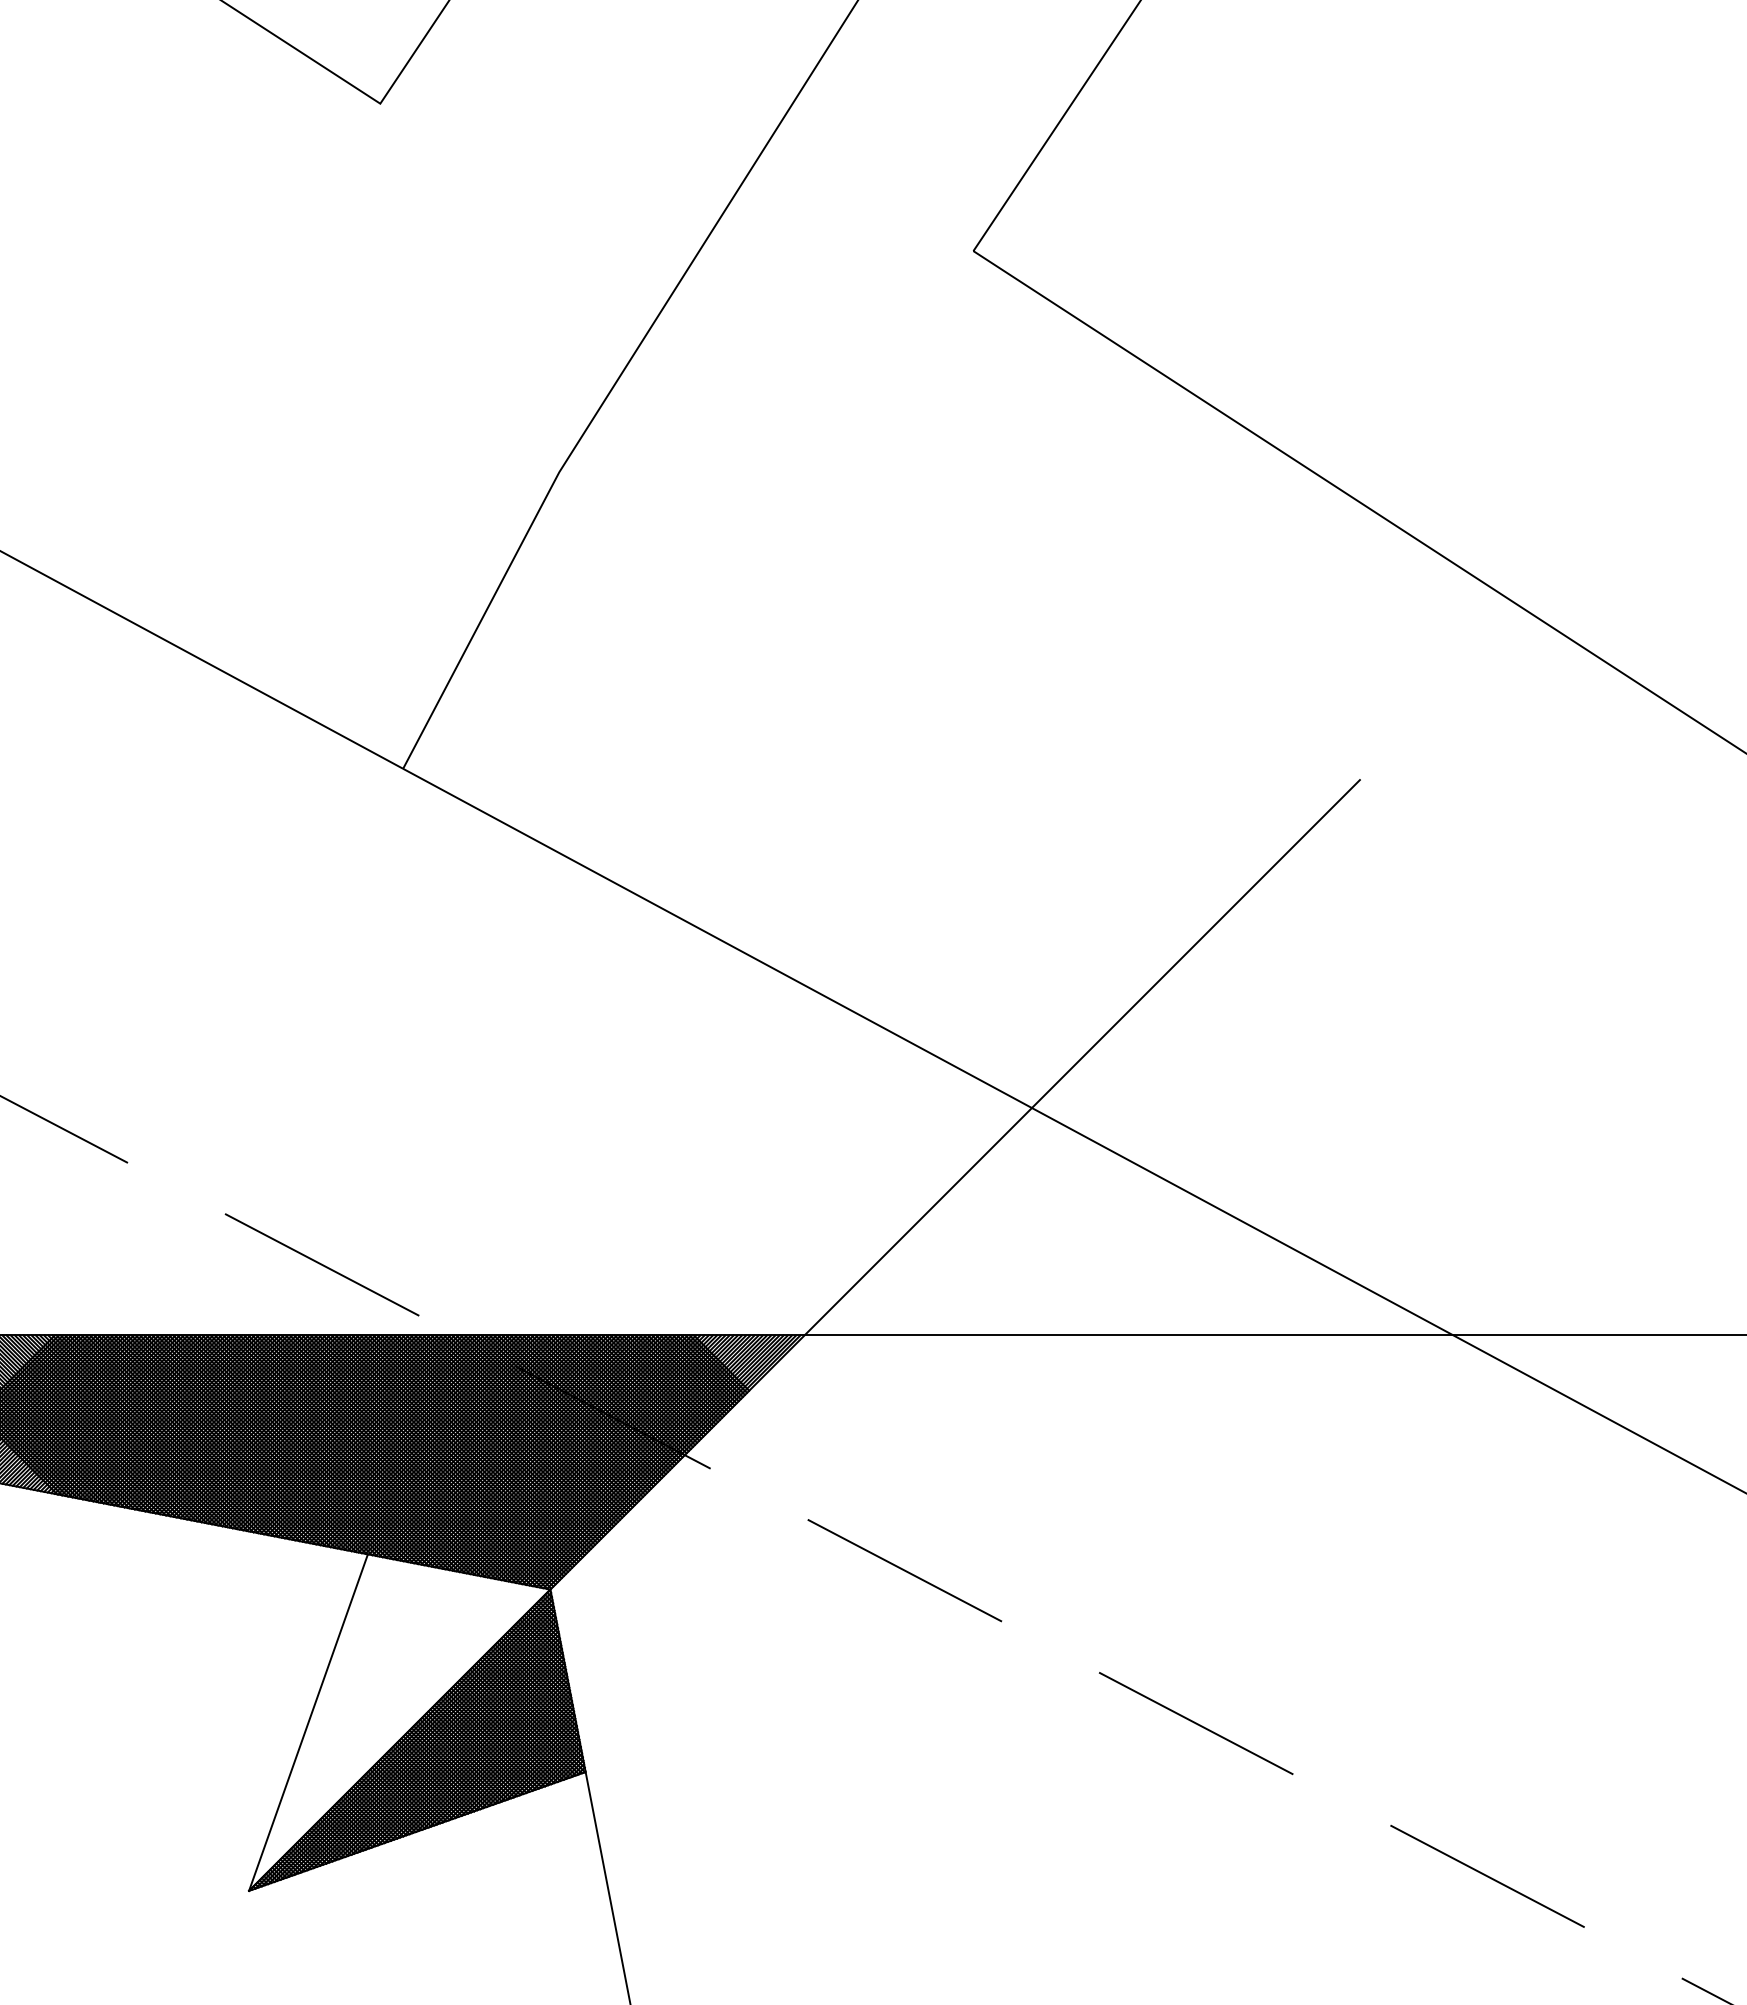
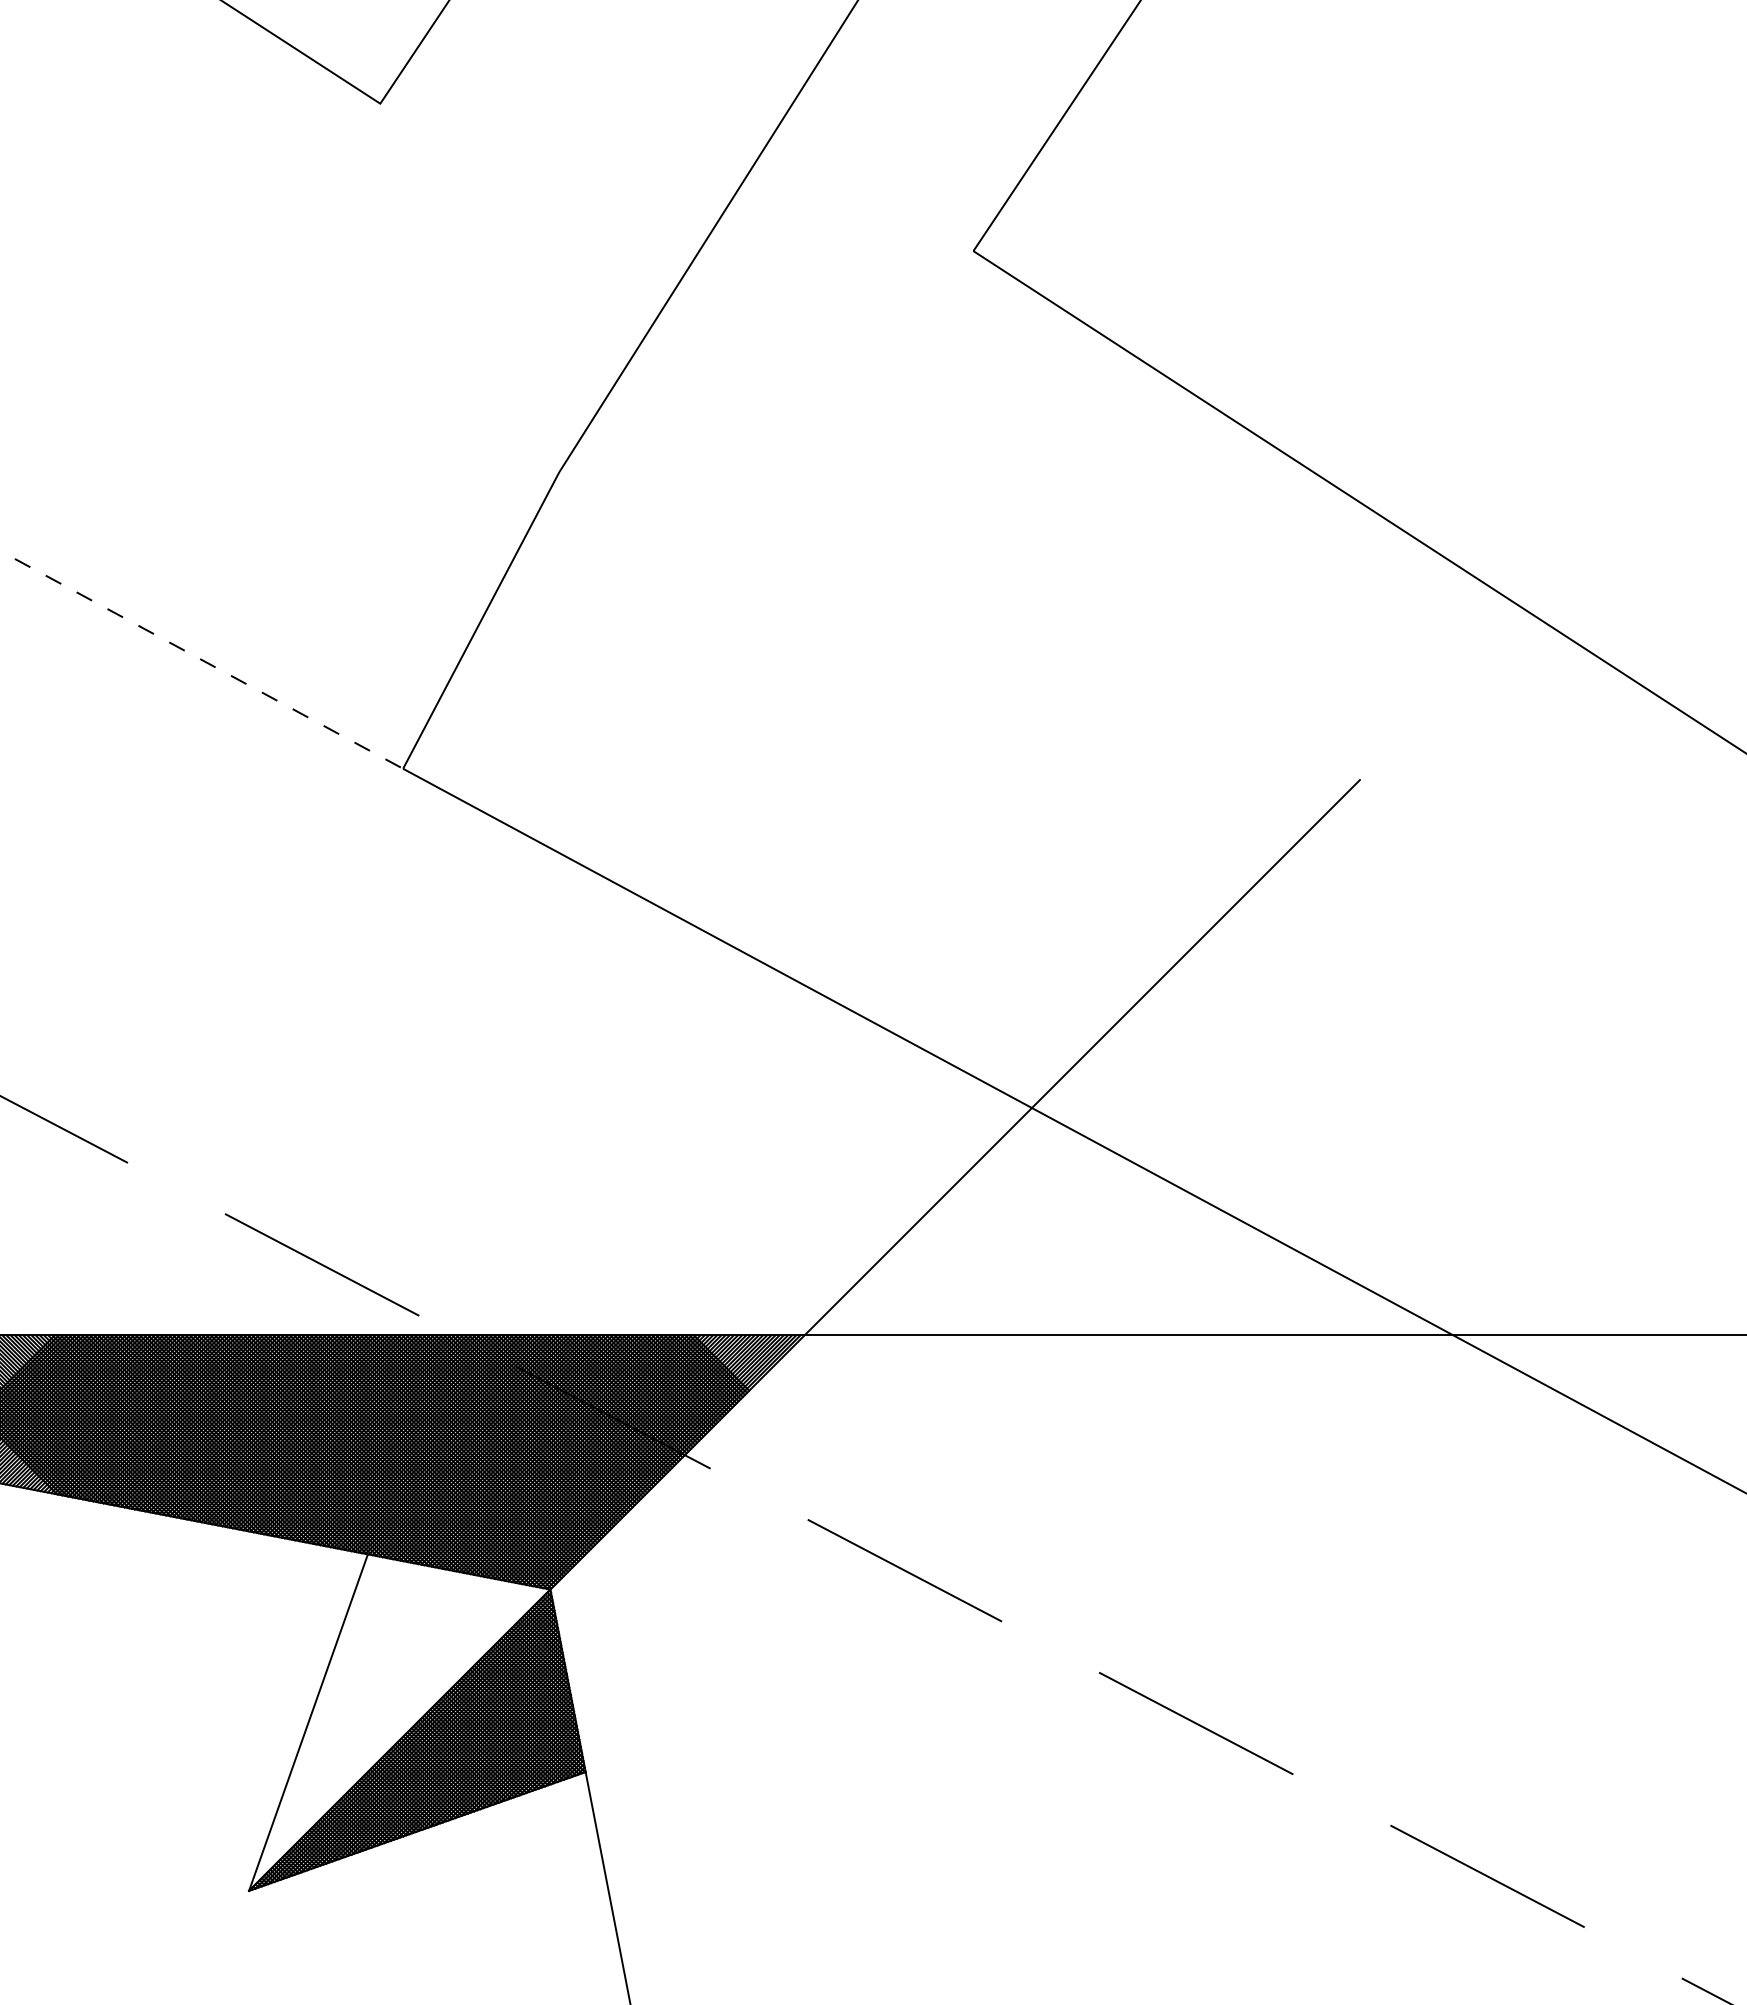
line: solid -> dashed (201, 659)
